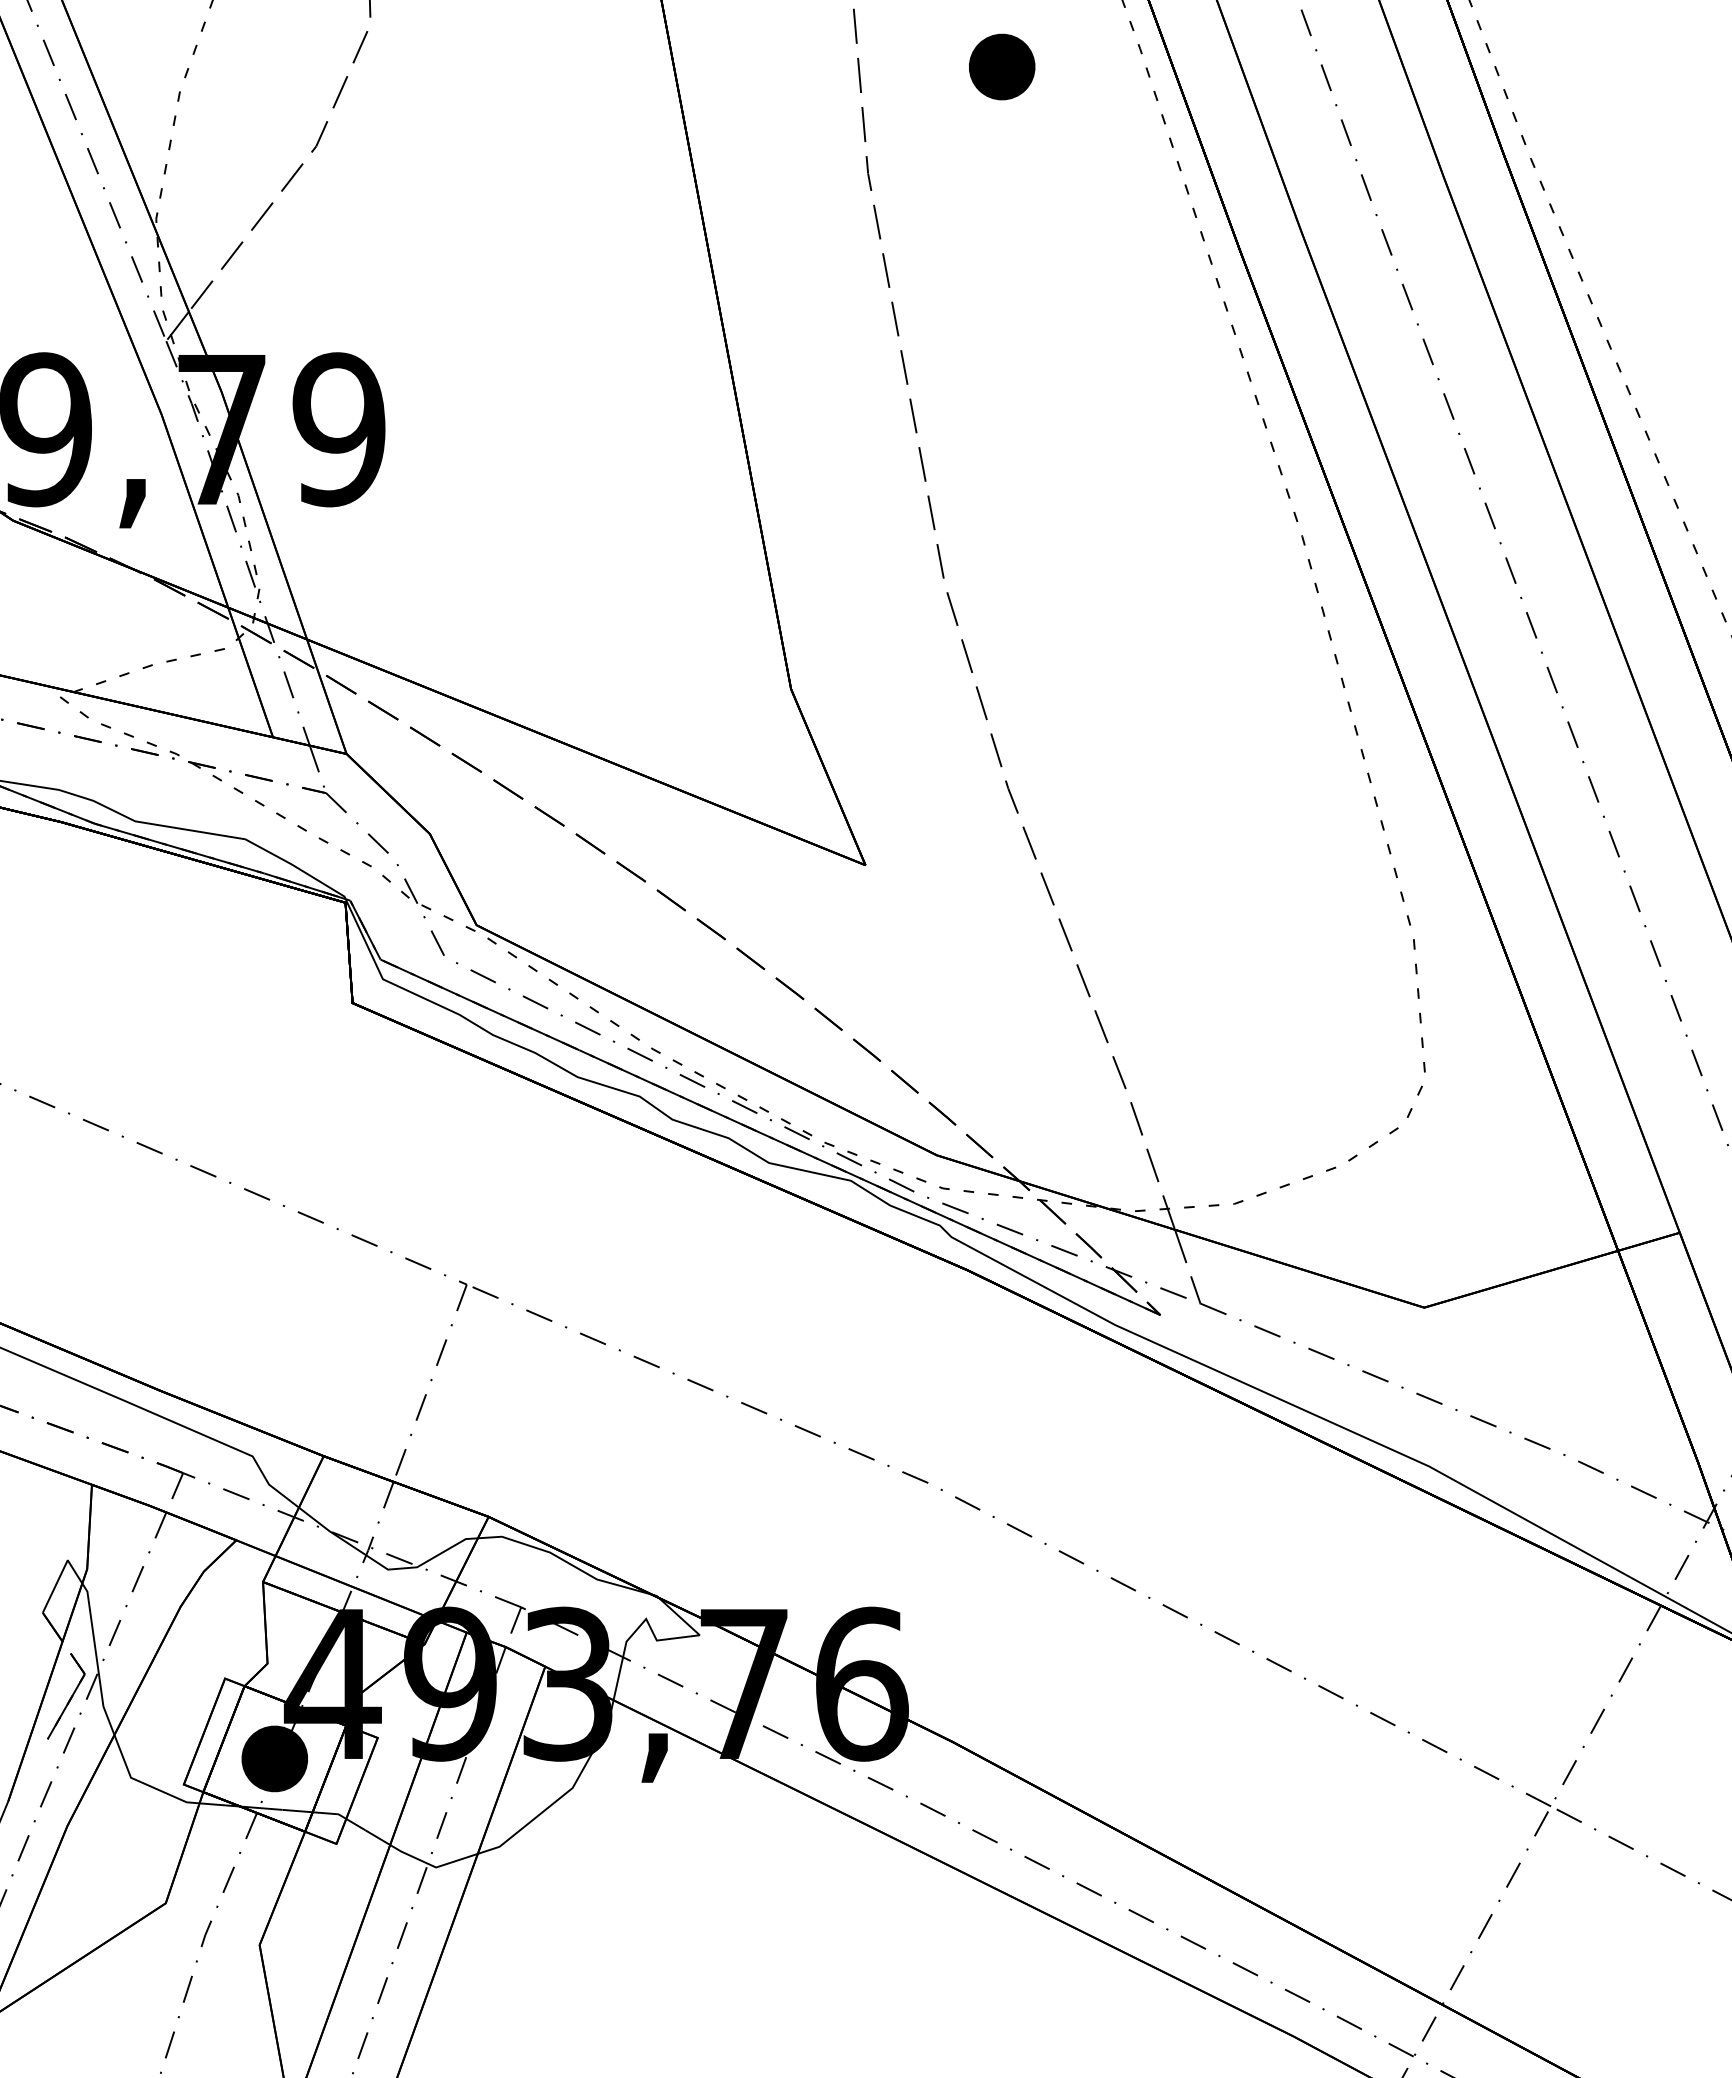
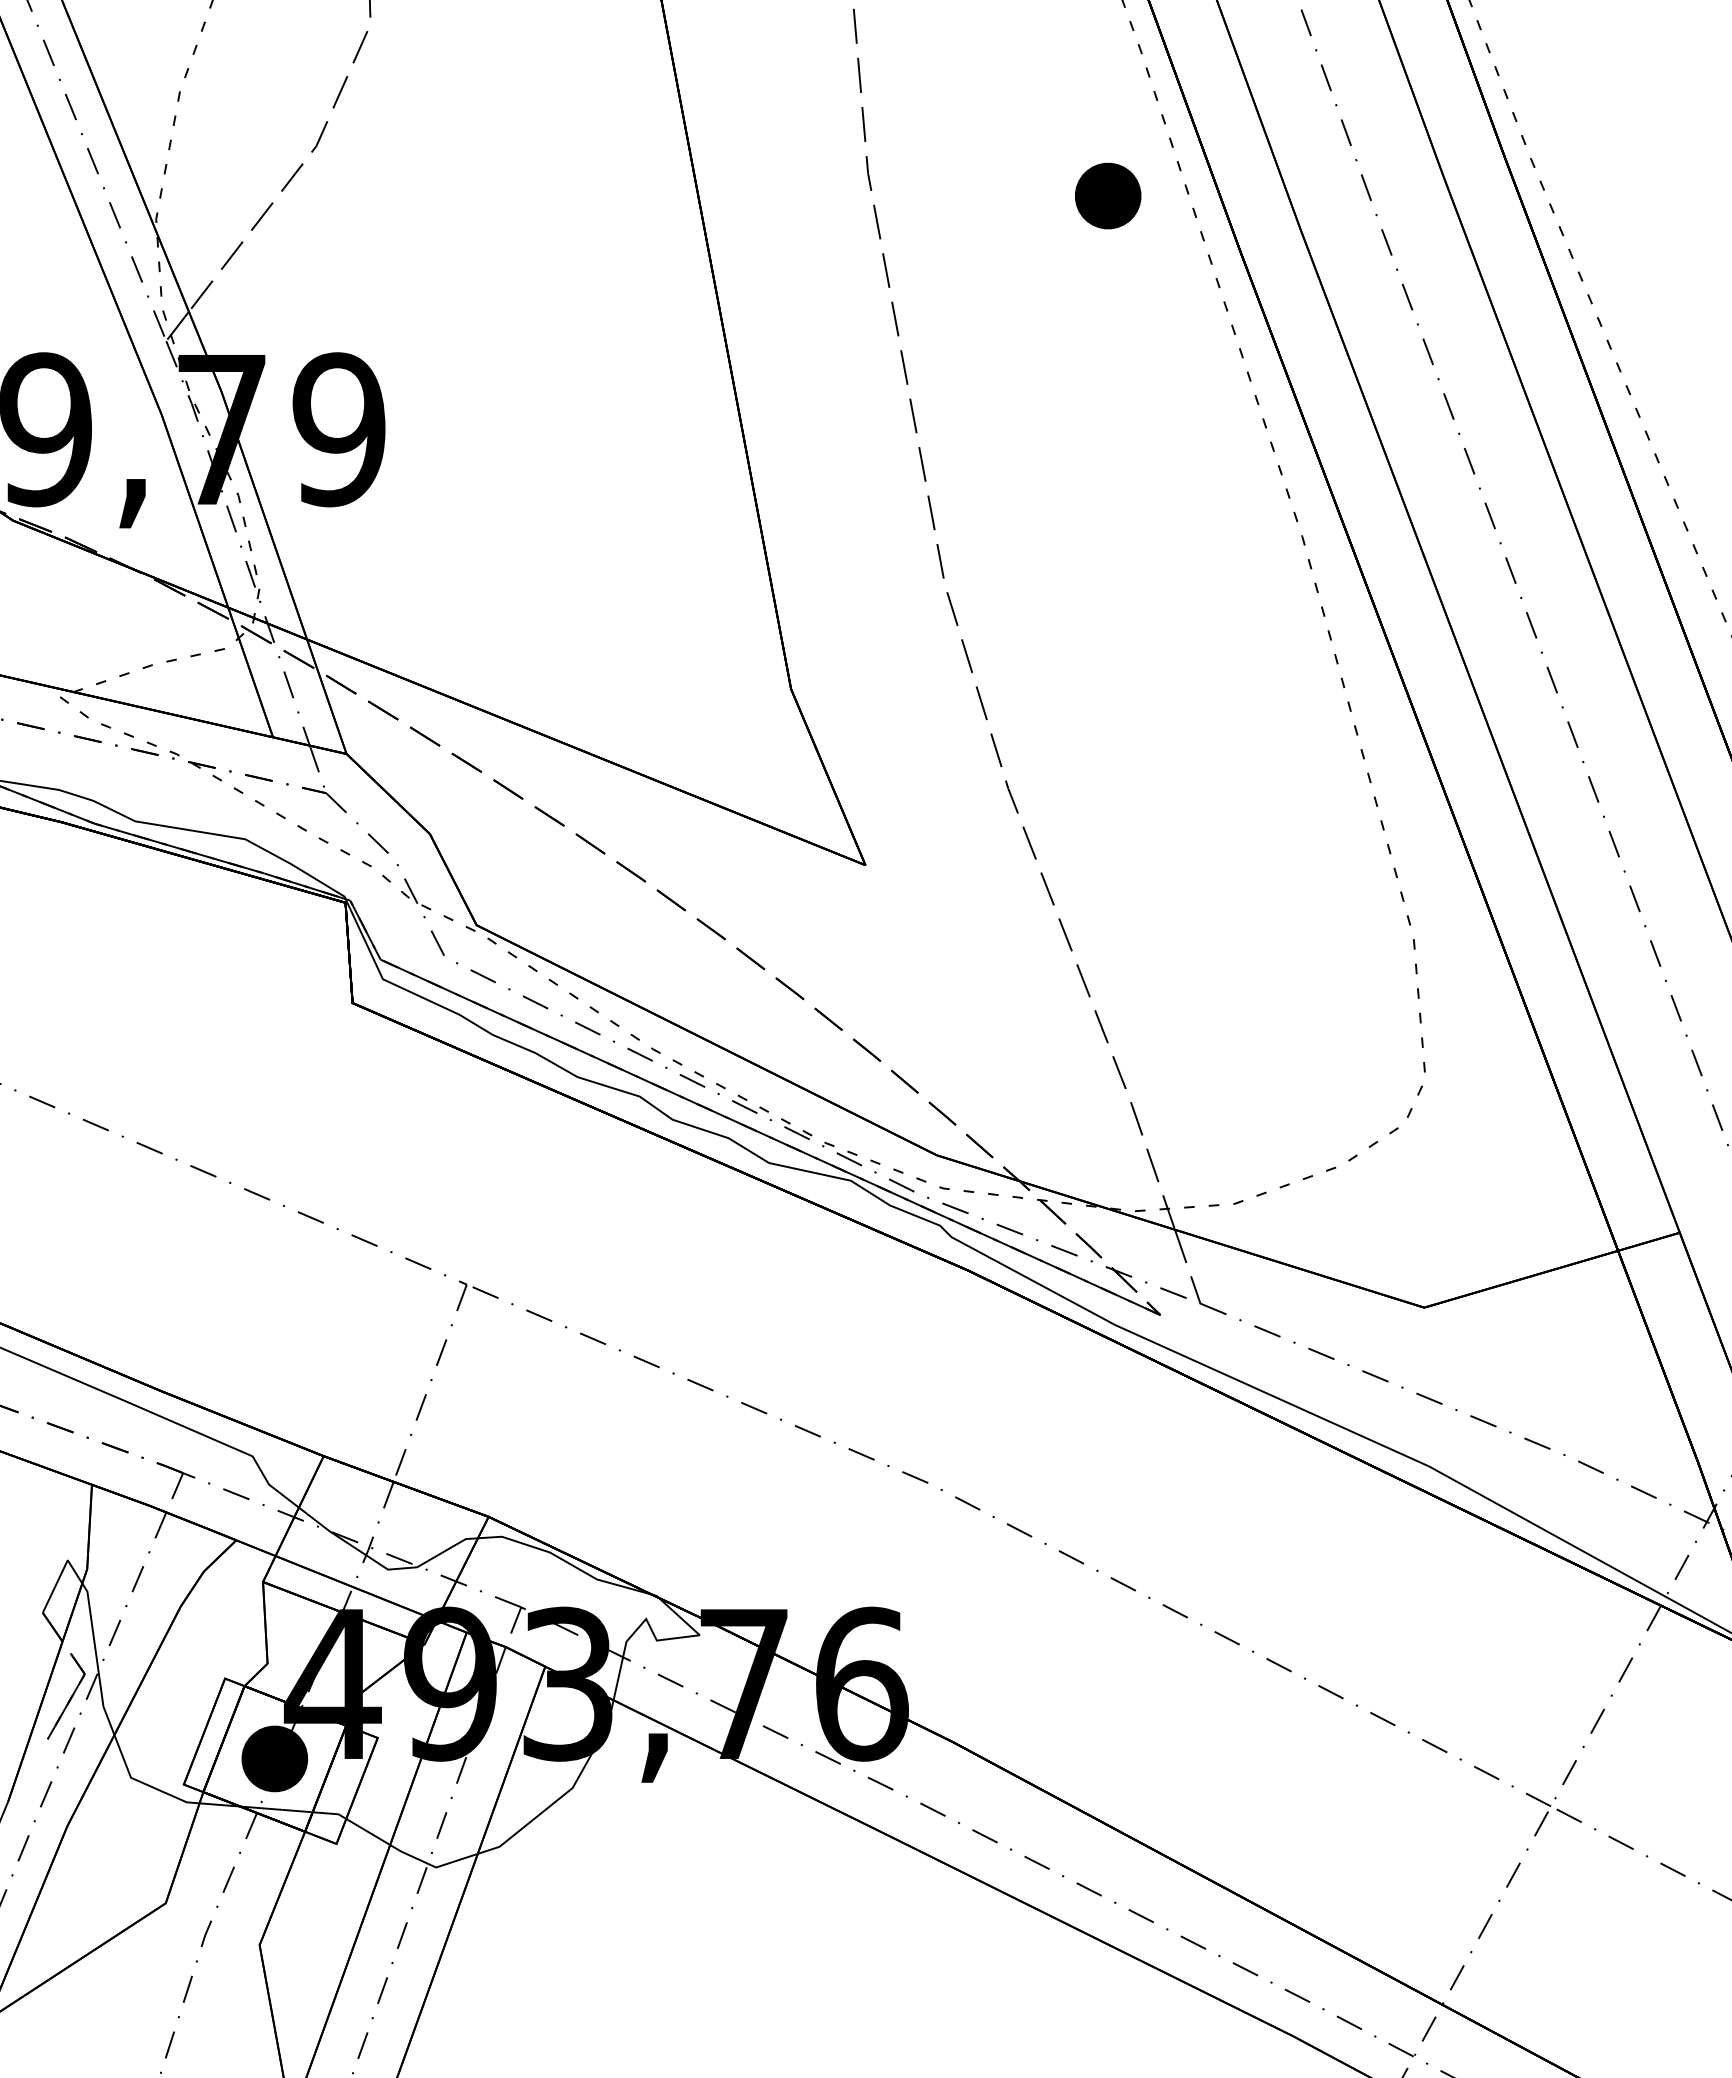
part position: (1002, 66) -> (1108, 195) (1108, 195)
